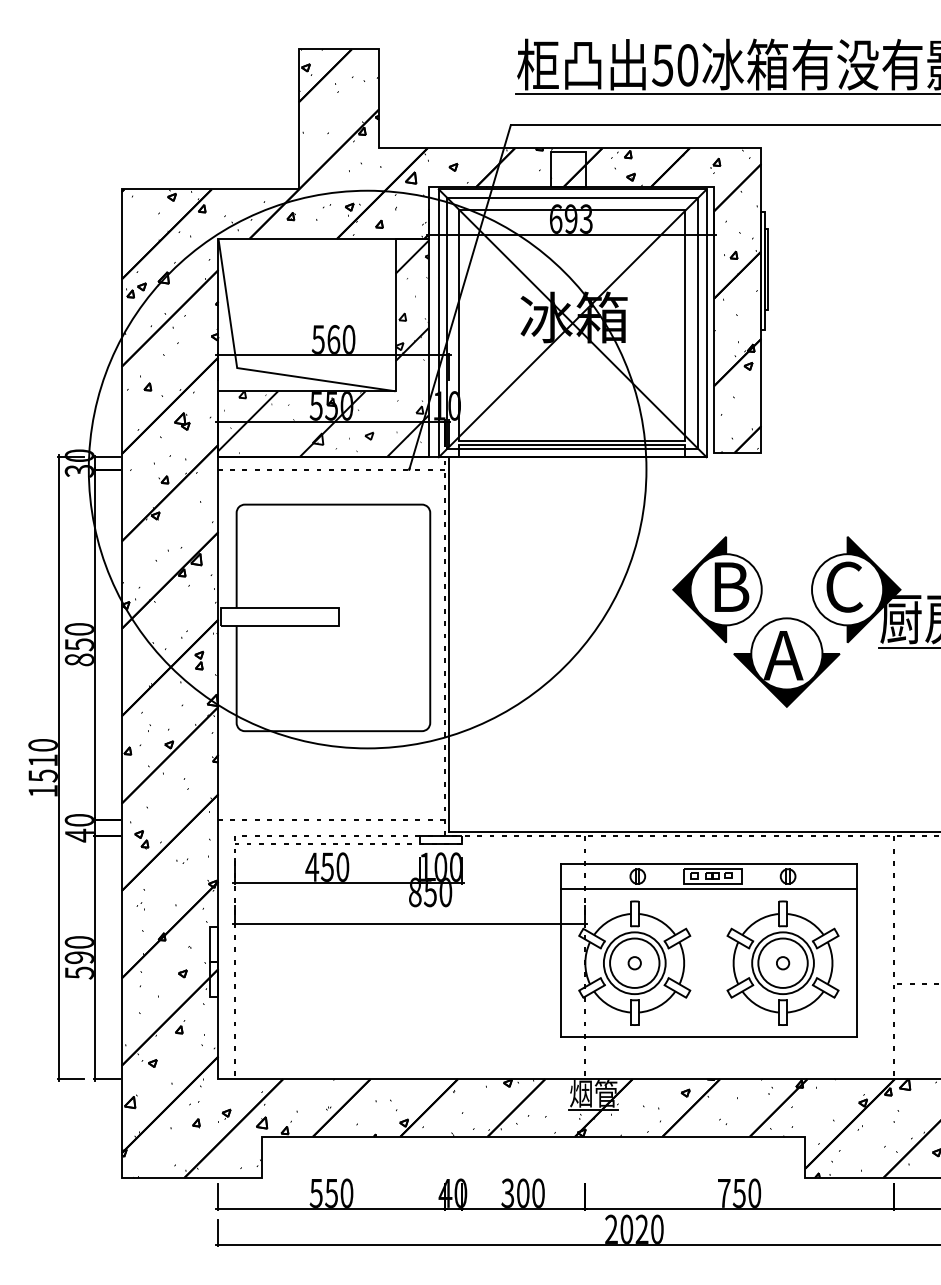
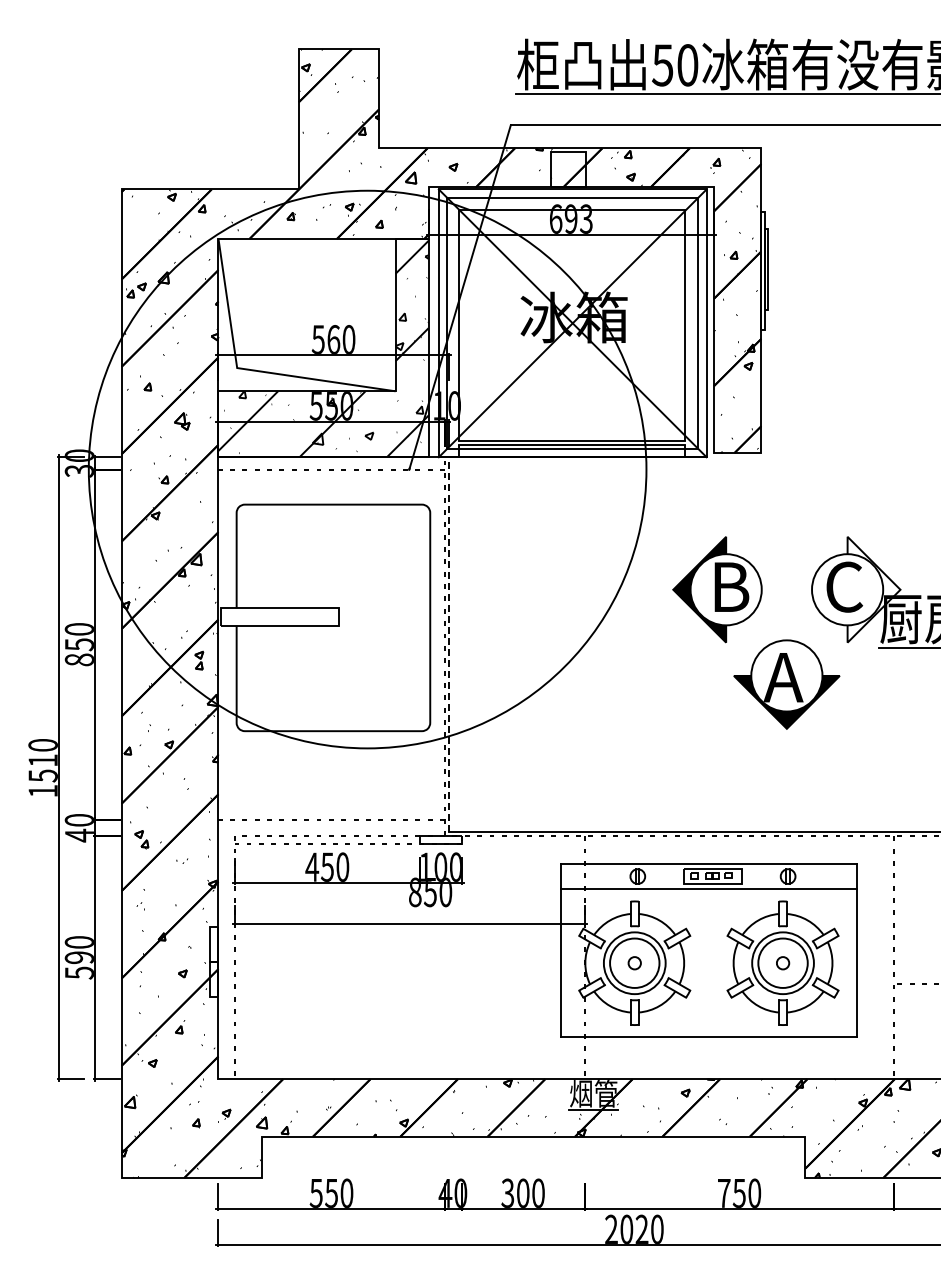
fill: present -> none (873, 589)
line: solid -> dashed (449, 644)
part position: (786, 662) -> (786, 684) (786, 684)
